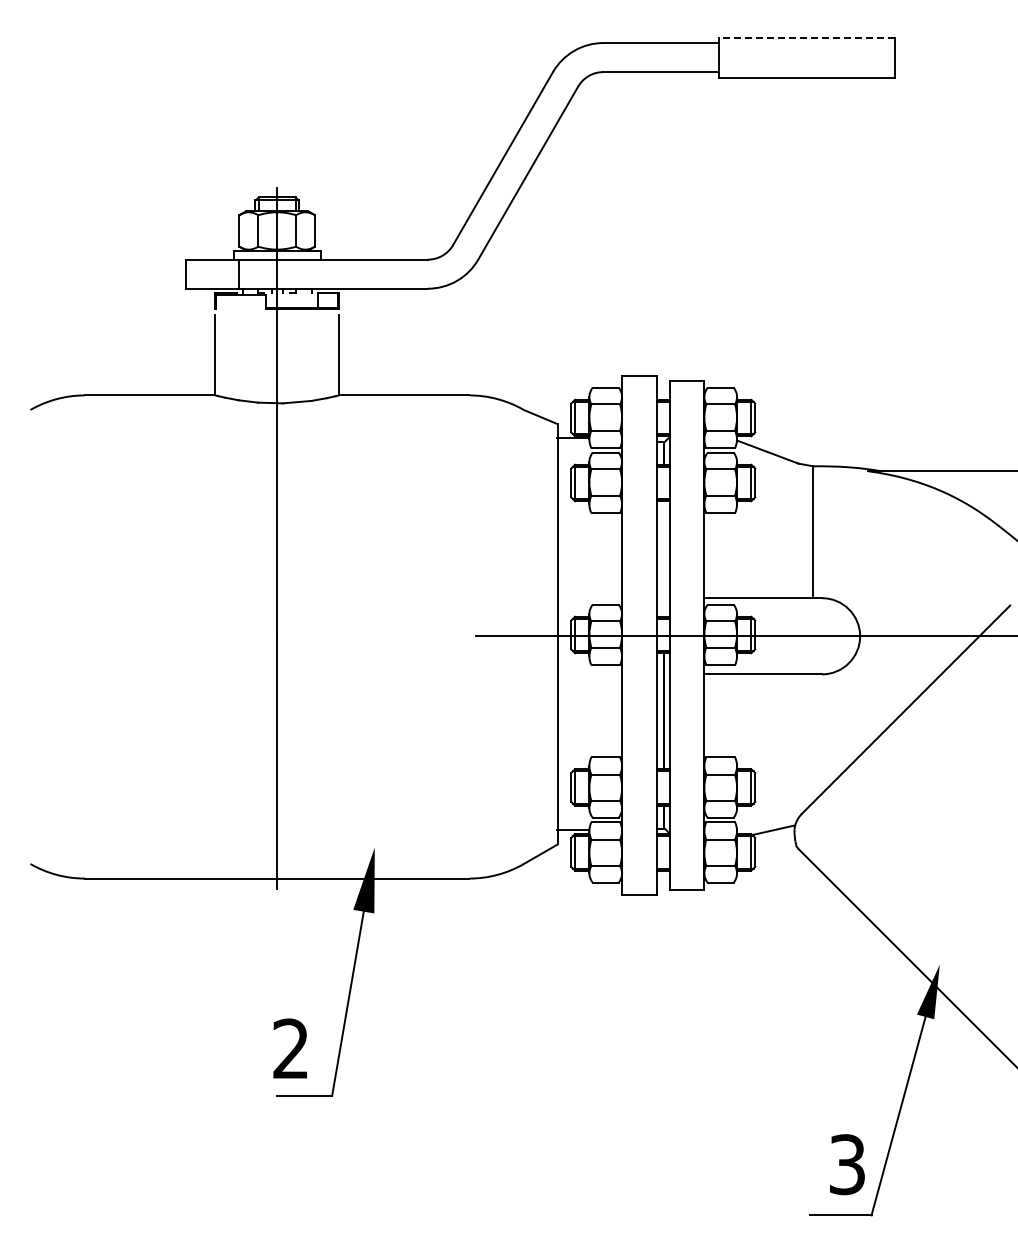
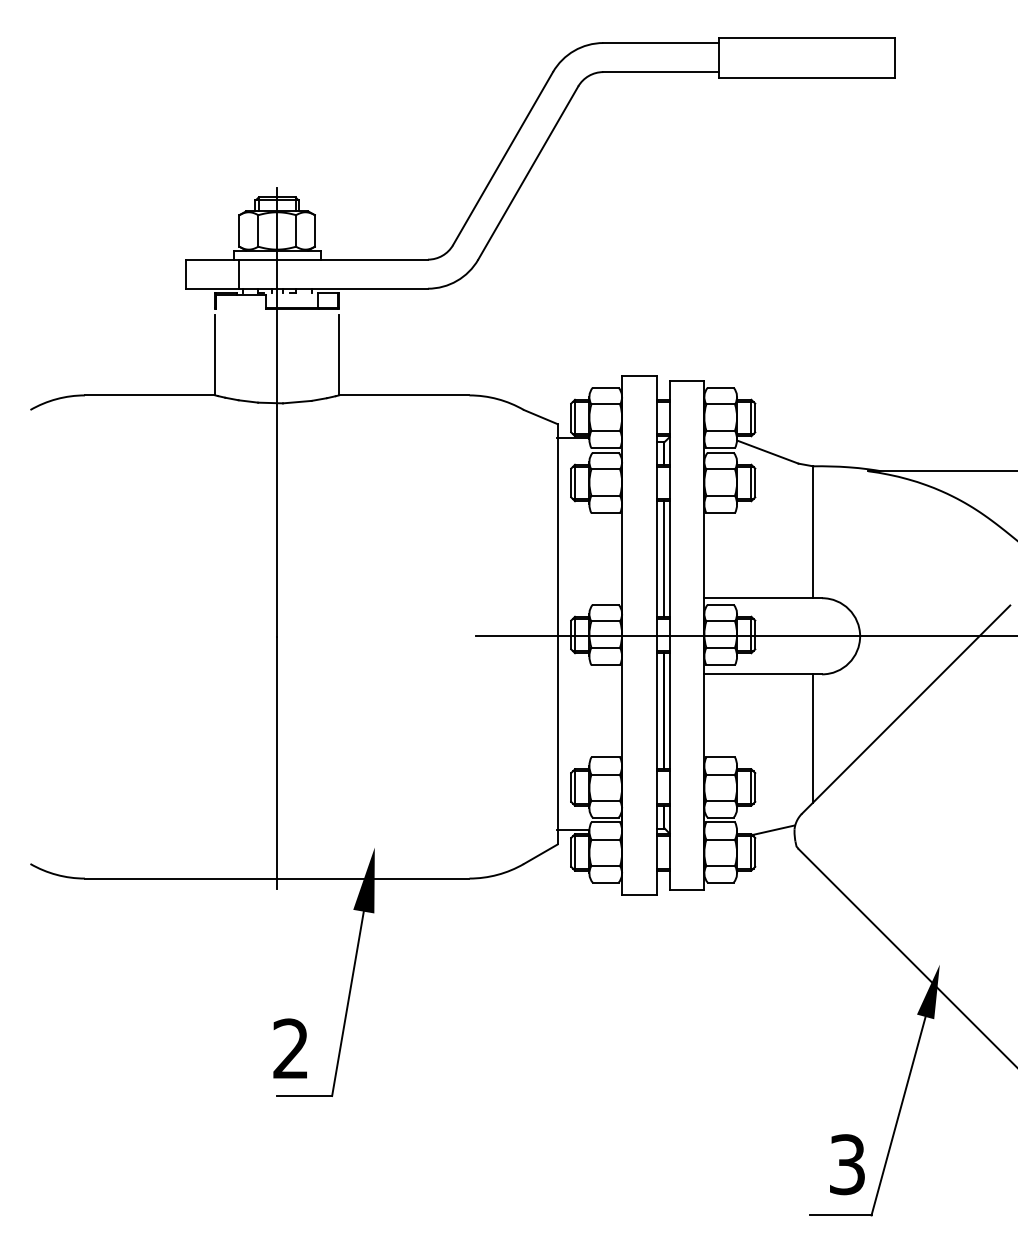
line: dashed -> solid (806, 37)
line: none -> present (664, 558)
line: none -> present (813, 738)
